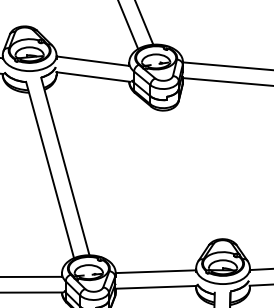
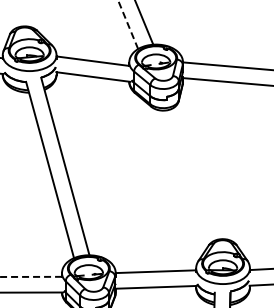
line: solid -> dashed (127, 24)
line: solid -> dashed (31, 276)
